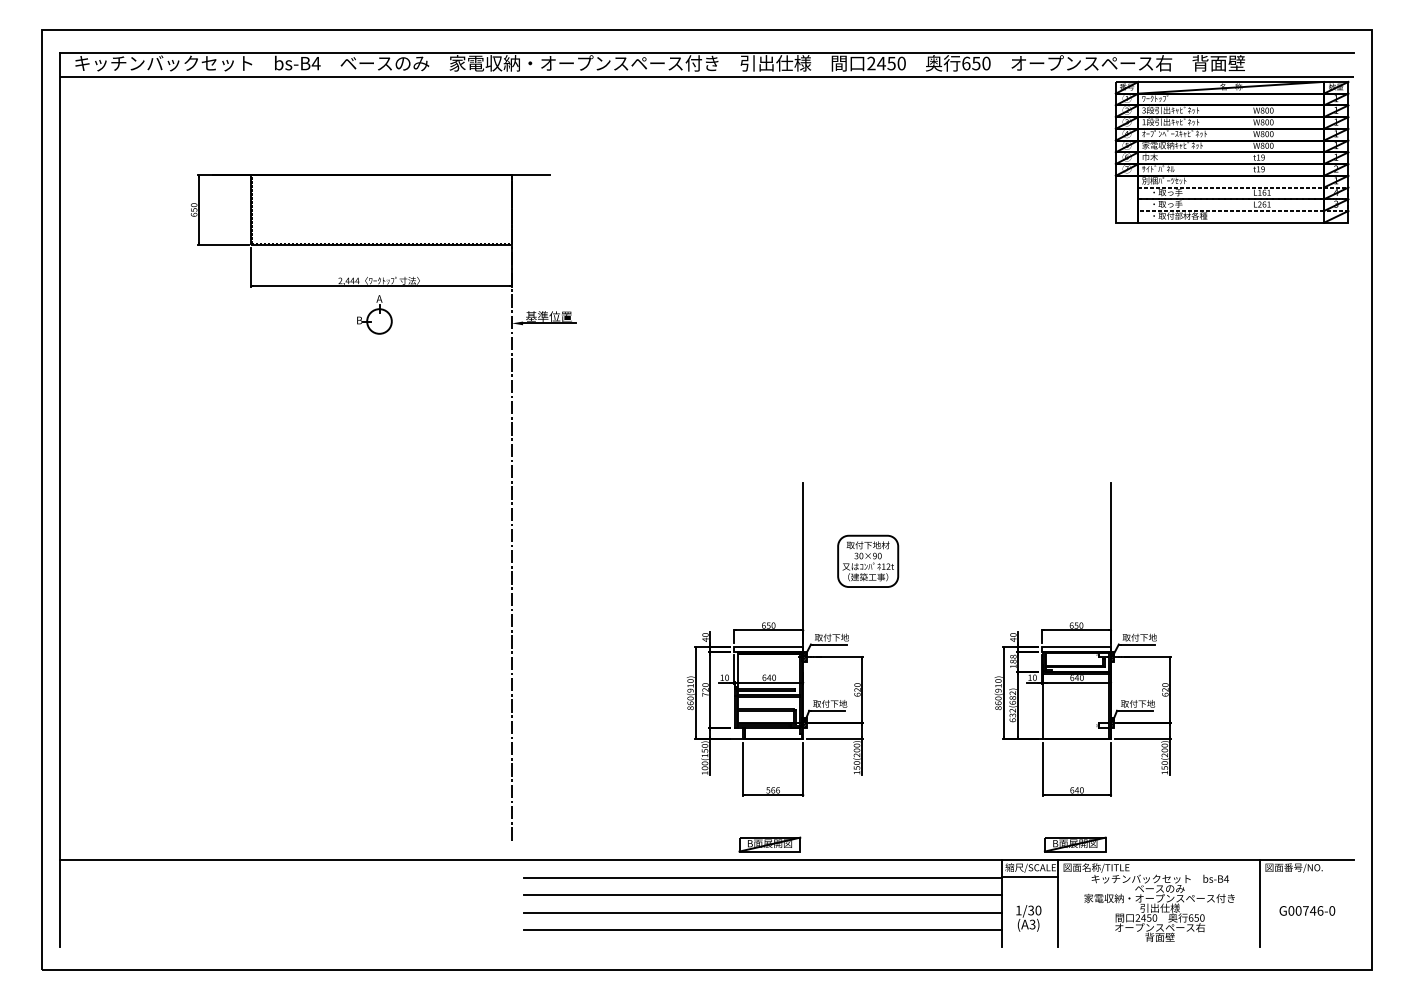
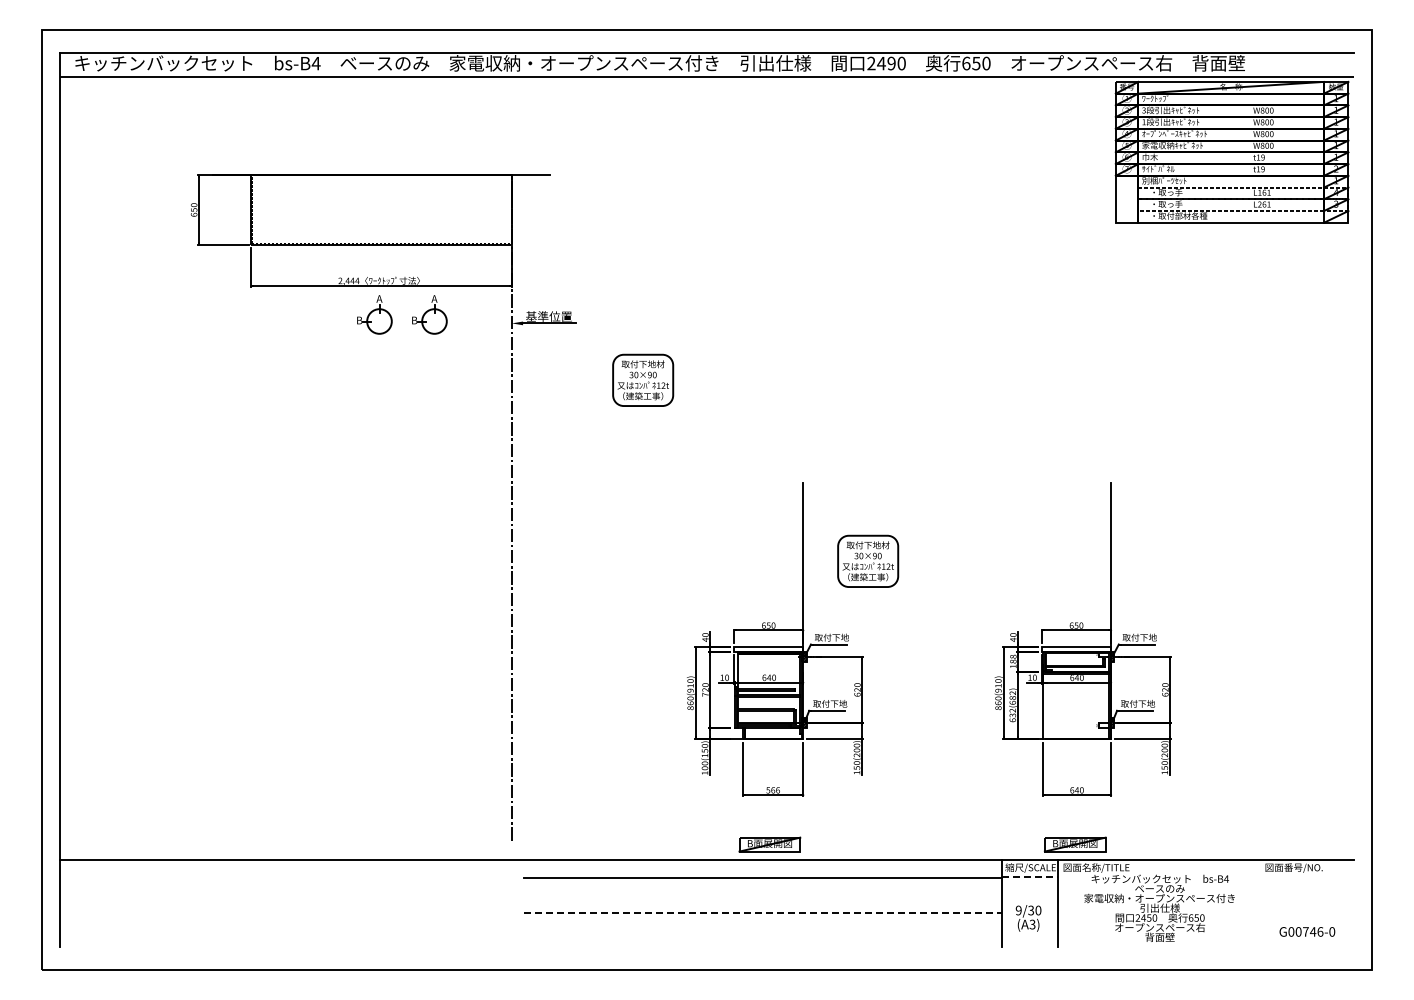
text: 2450 -> 2490 (891, 63)
part: none -> present (429, 314)
part: none -> present (643, 379)
line: solid -> dashed (1029, 876)
line: present -> none (762, 895)
line: present -> none (1260, 903)
text: 1/30 -> 9/30 (1018, 910)
text position: (1307, 910) -> (1307, 931) (1307, 931)
line: solid -> dashed (763, 912)
line: present -> none (762, 930)
